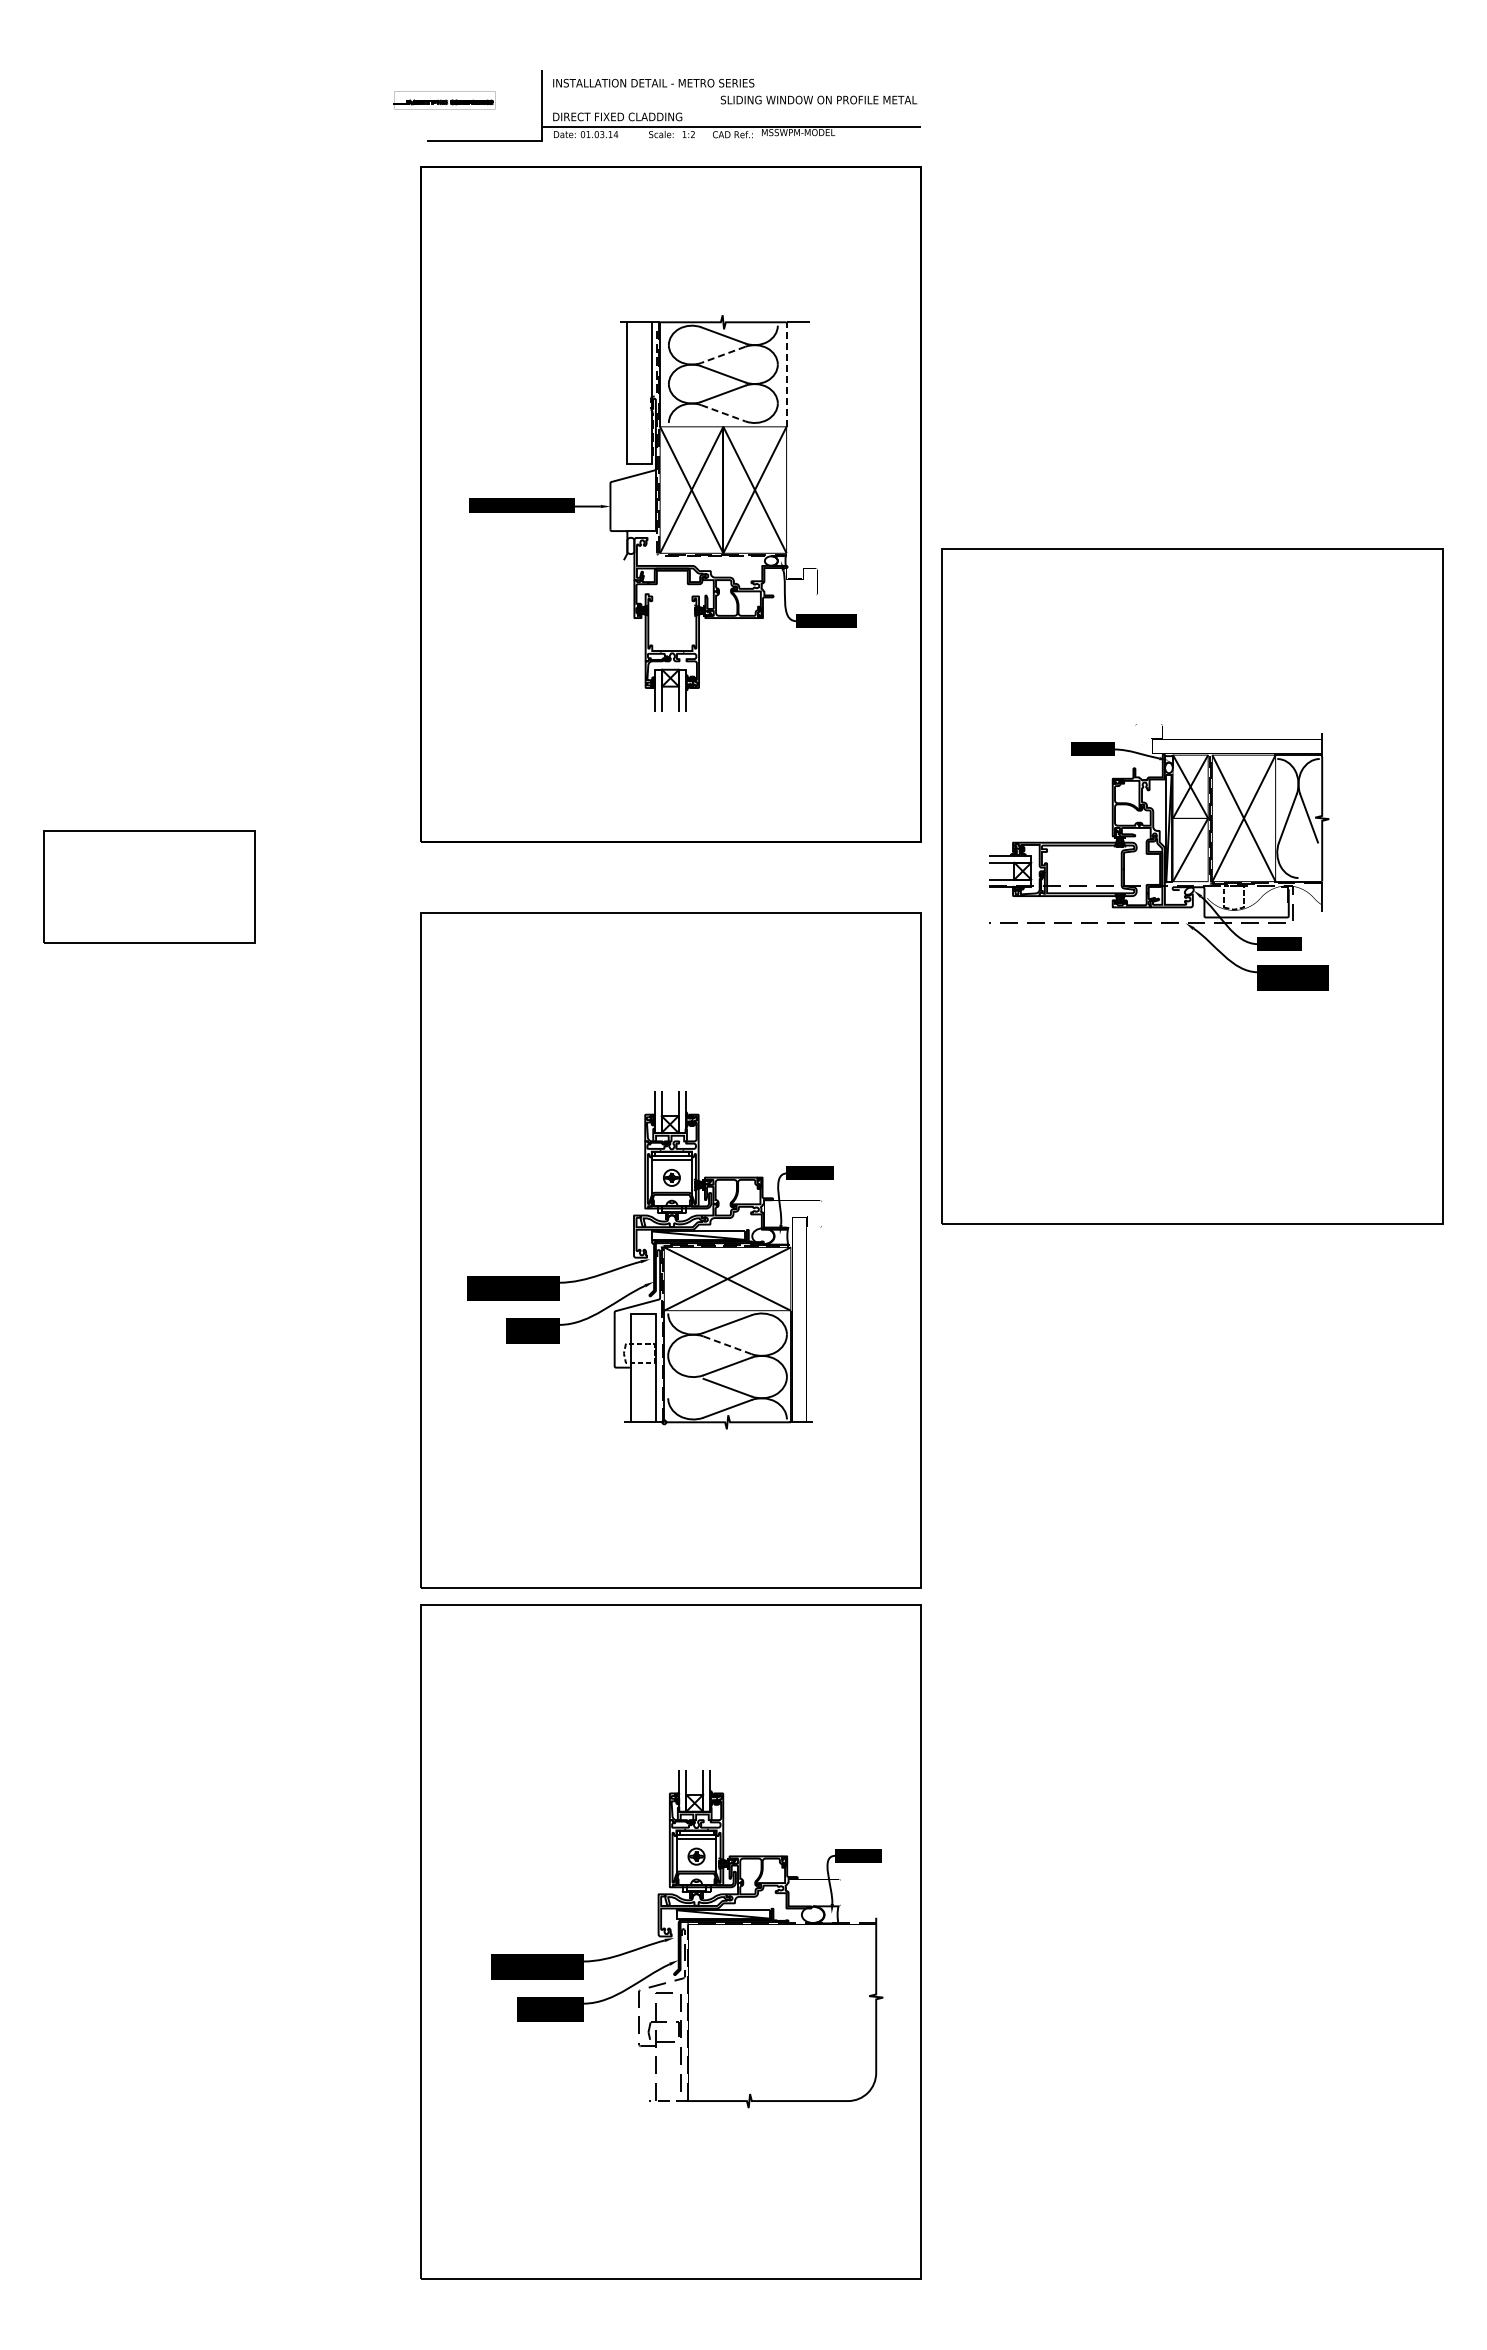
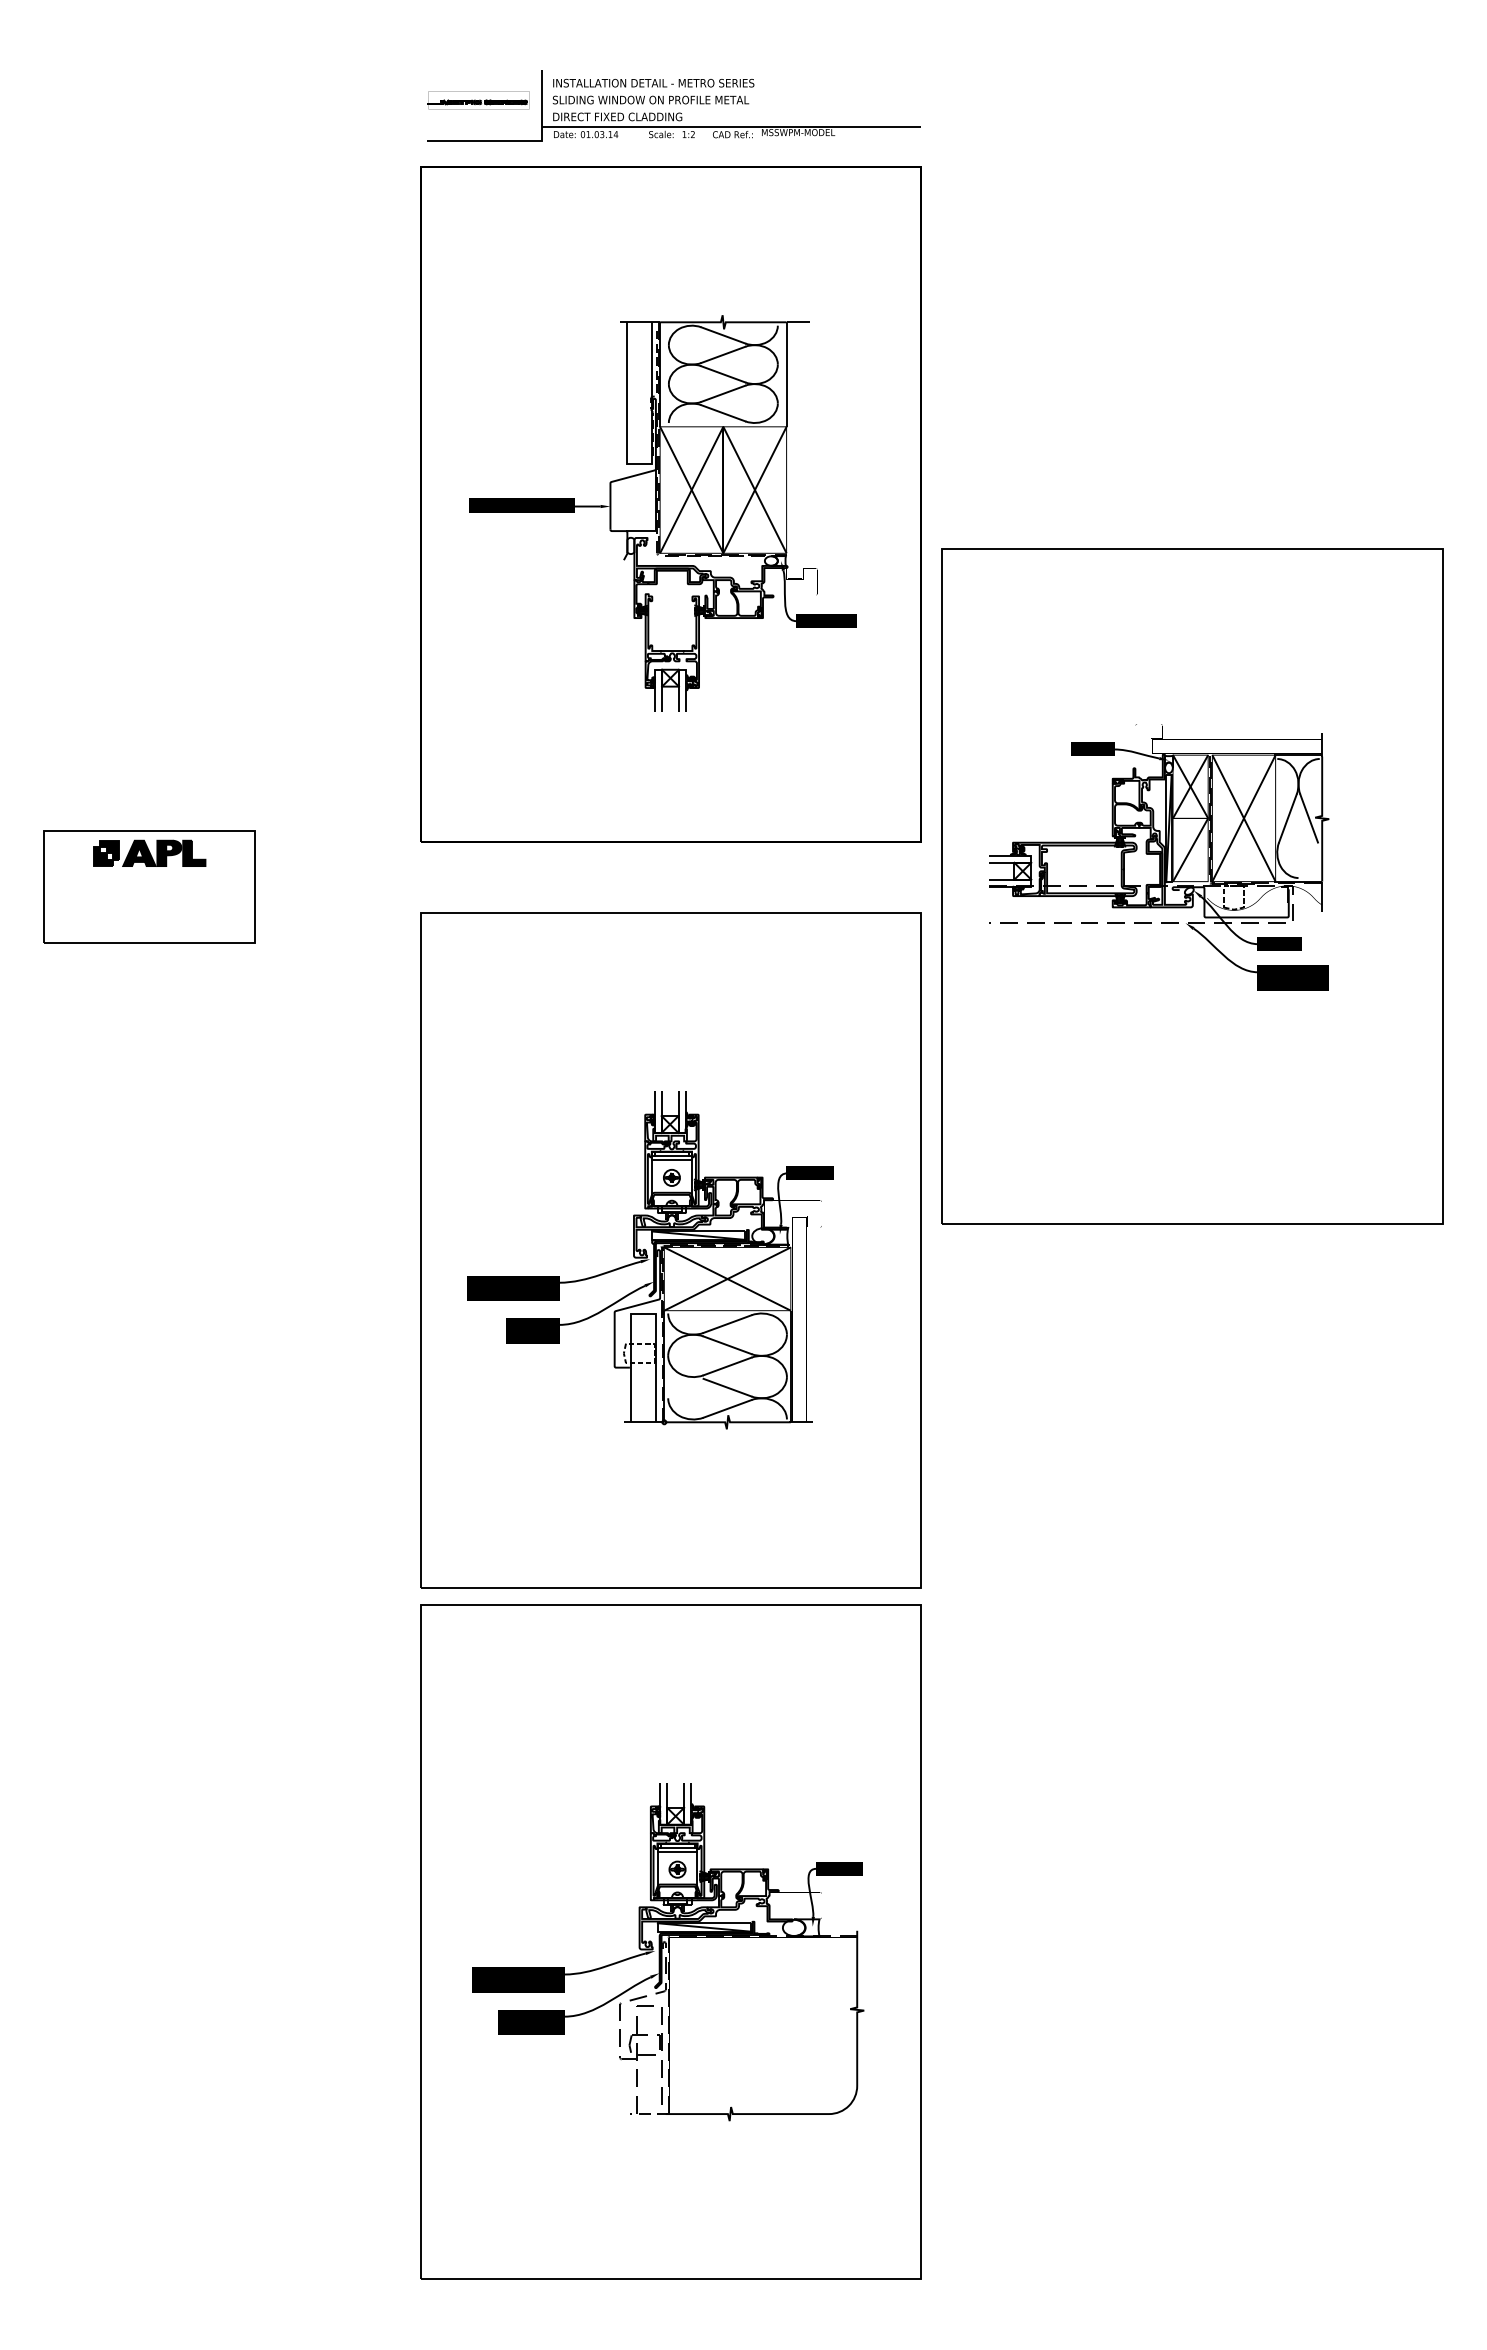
text position: (818, 99) -> (650, 99) (650, 99)
part position: (444, 100) -> (478, 100) (478, 100)
line: dashed -> solid (722, 355)
line: dashed -> solid (786, 374)
line: dashed -> solid (723, 413)
part: none -> present (149, 852)
line: dashed -> solid (727, 1345)
part position: (687, 1939) -> (668, 1952) (668, 1952)
